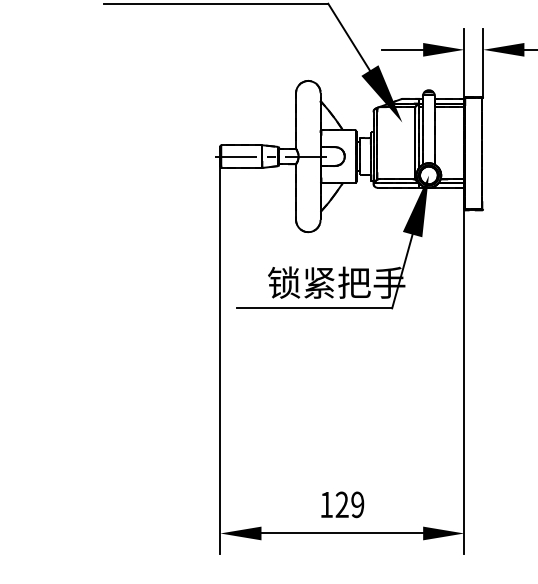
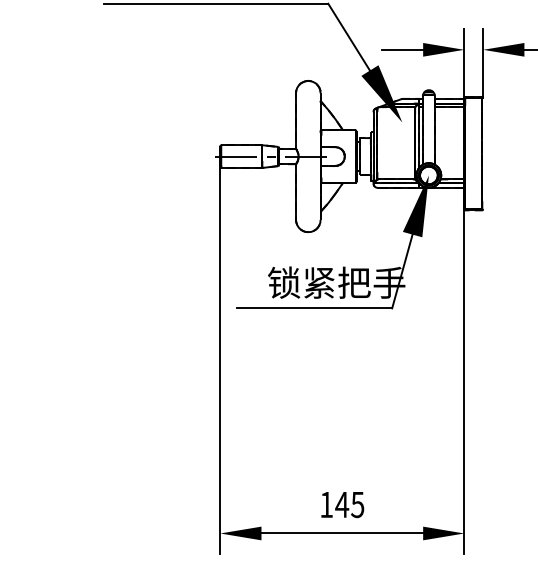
text: 129 -> 145 (349, 504)
